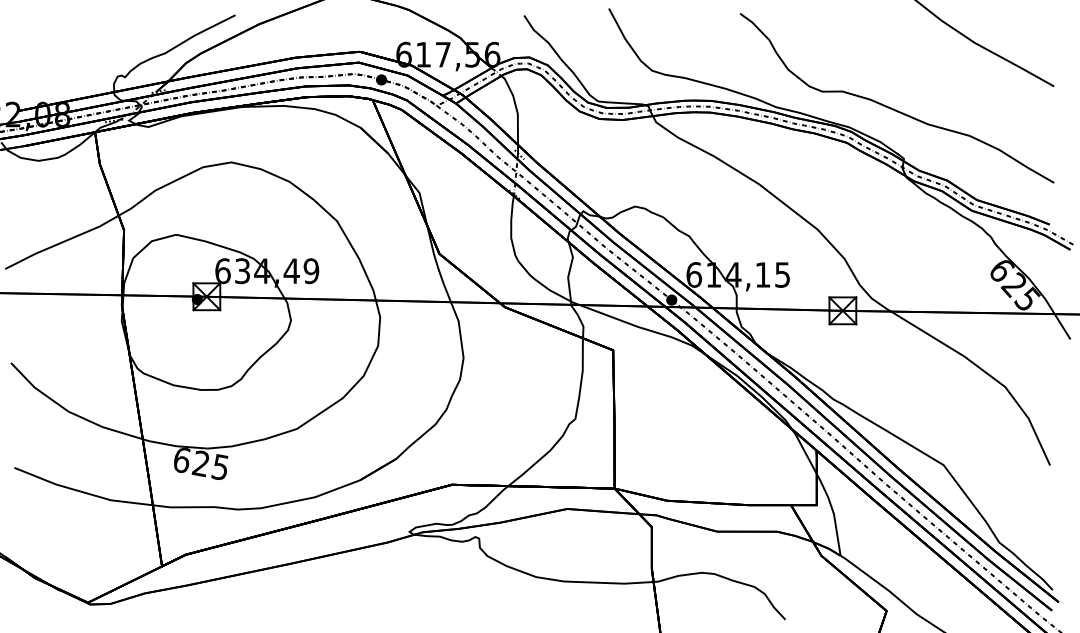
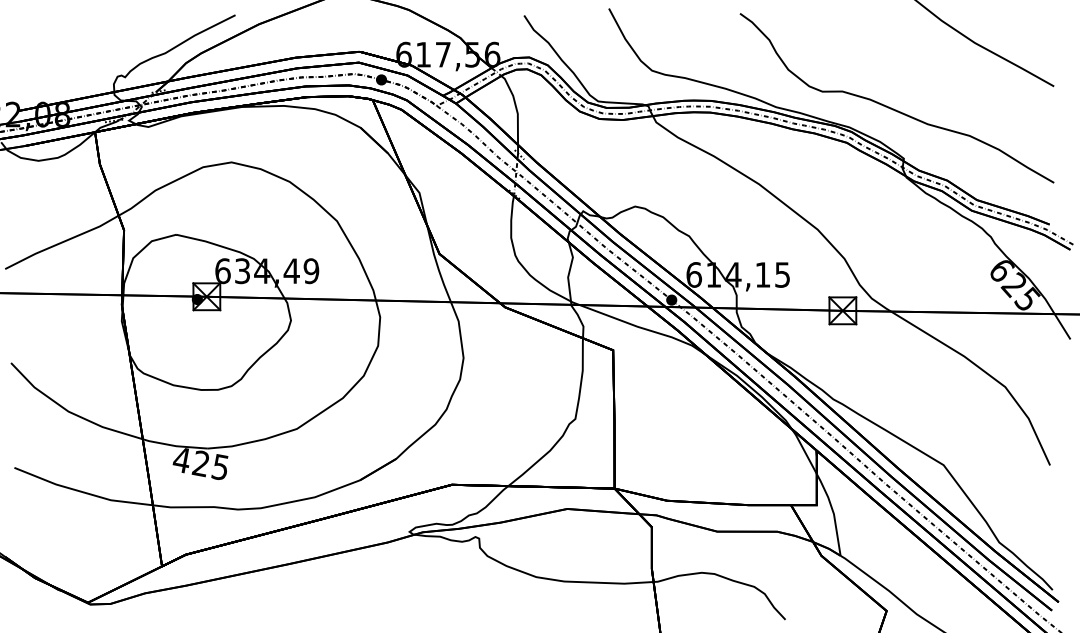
text: 625 -> 425 (181, 460)
